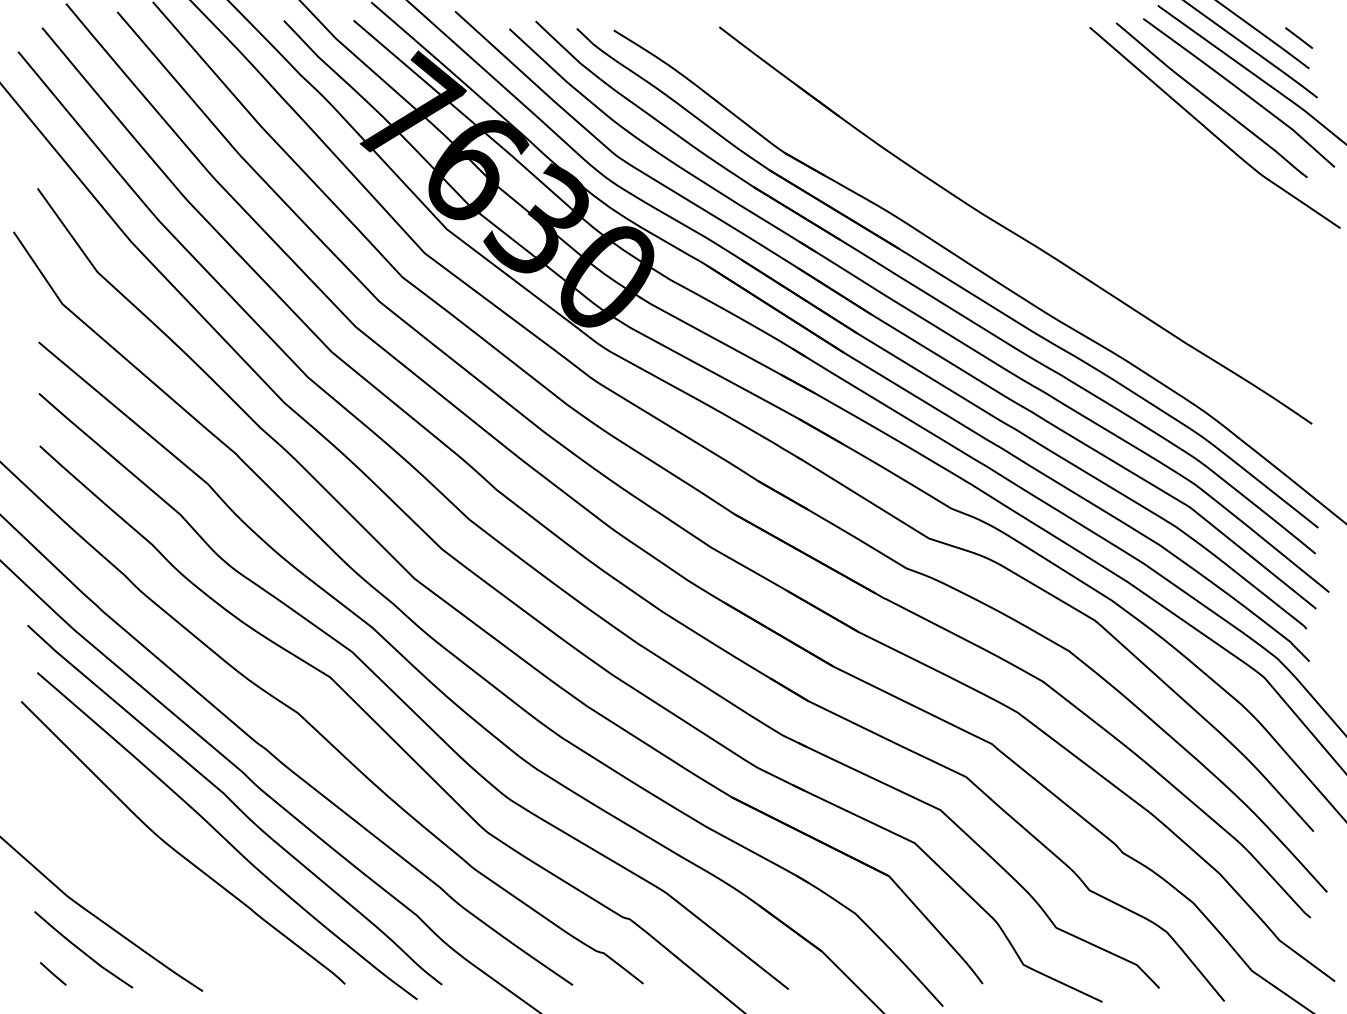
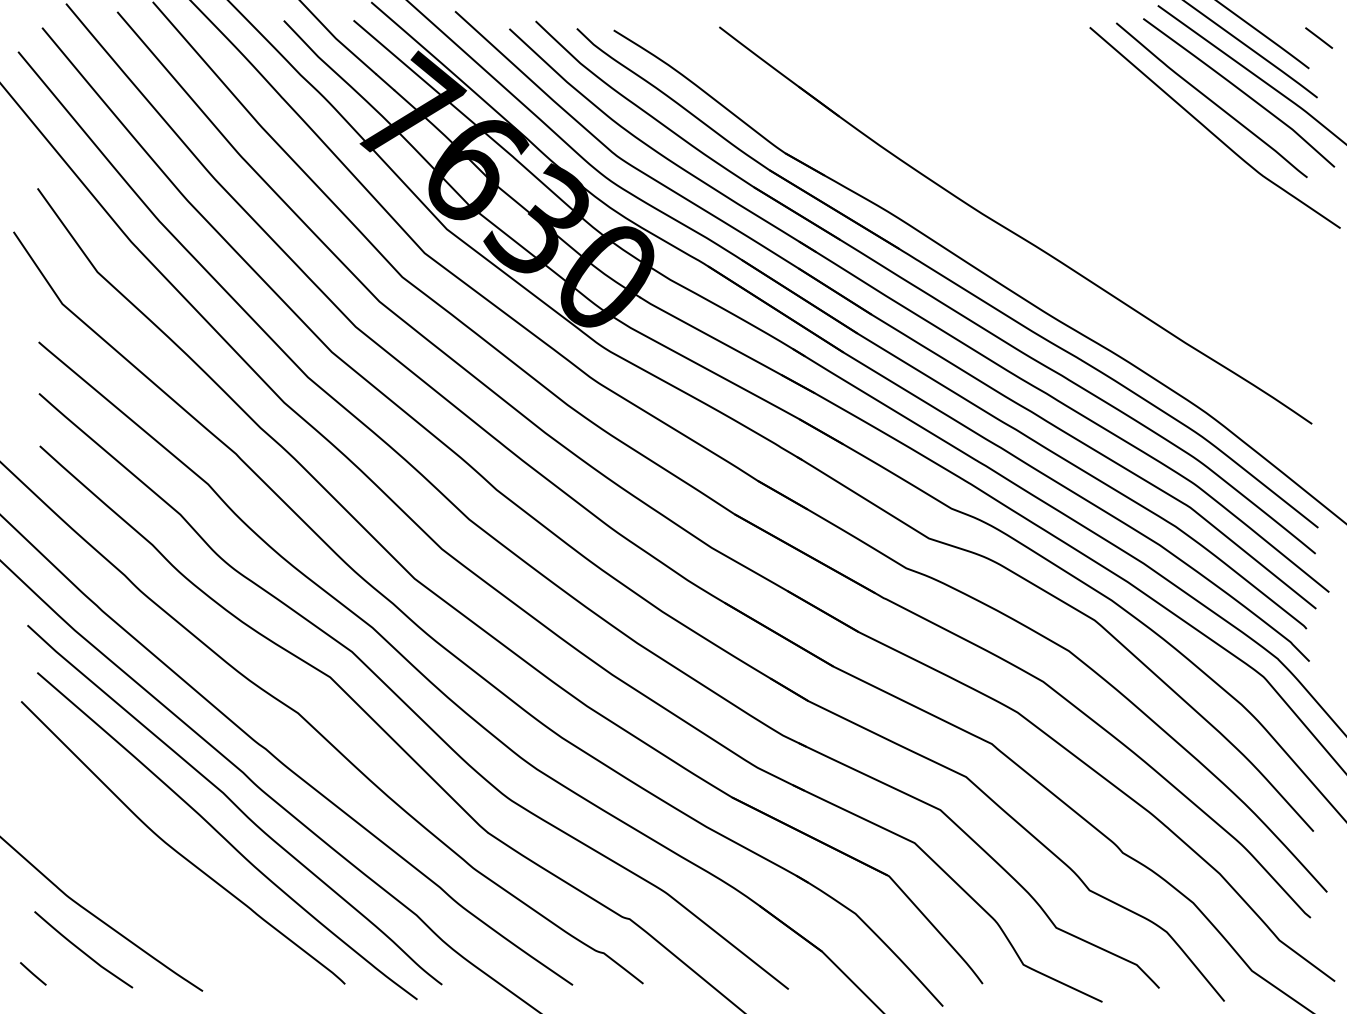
line position: (1299, 37) -> (1319, 37) (1319, 37)
line position: (53, 973) -> (33, 973) (33, 973)
